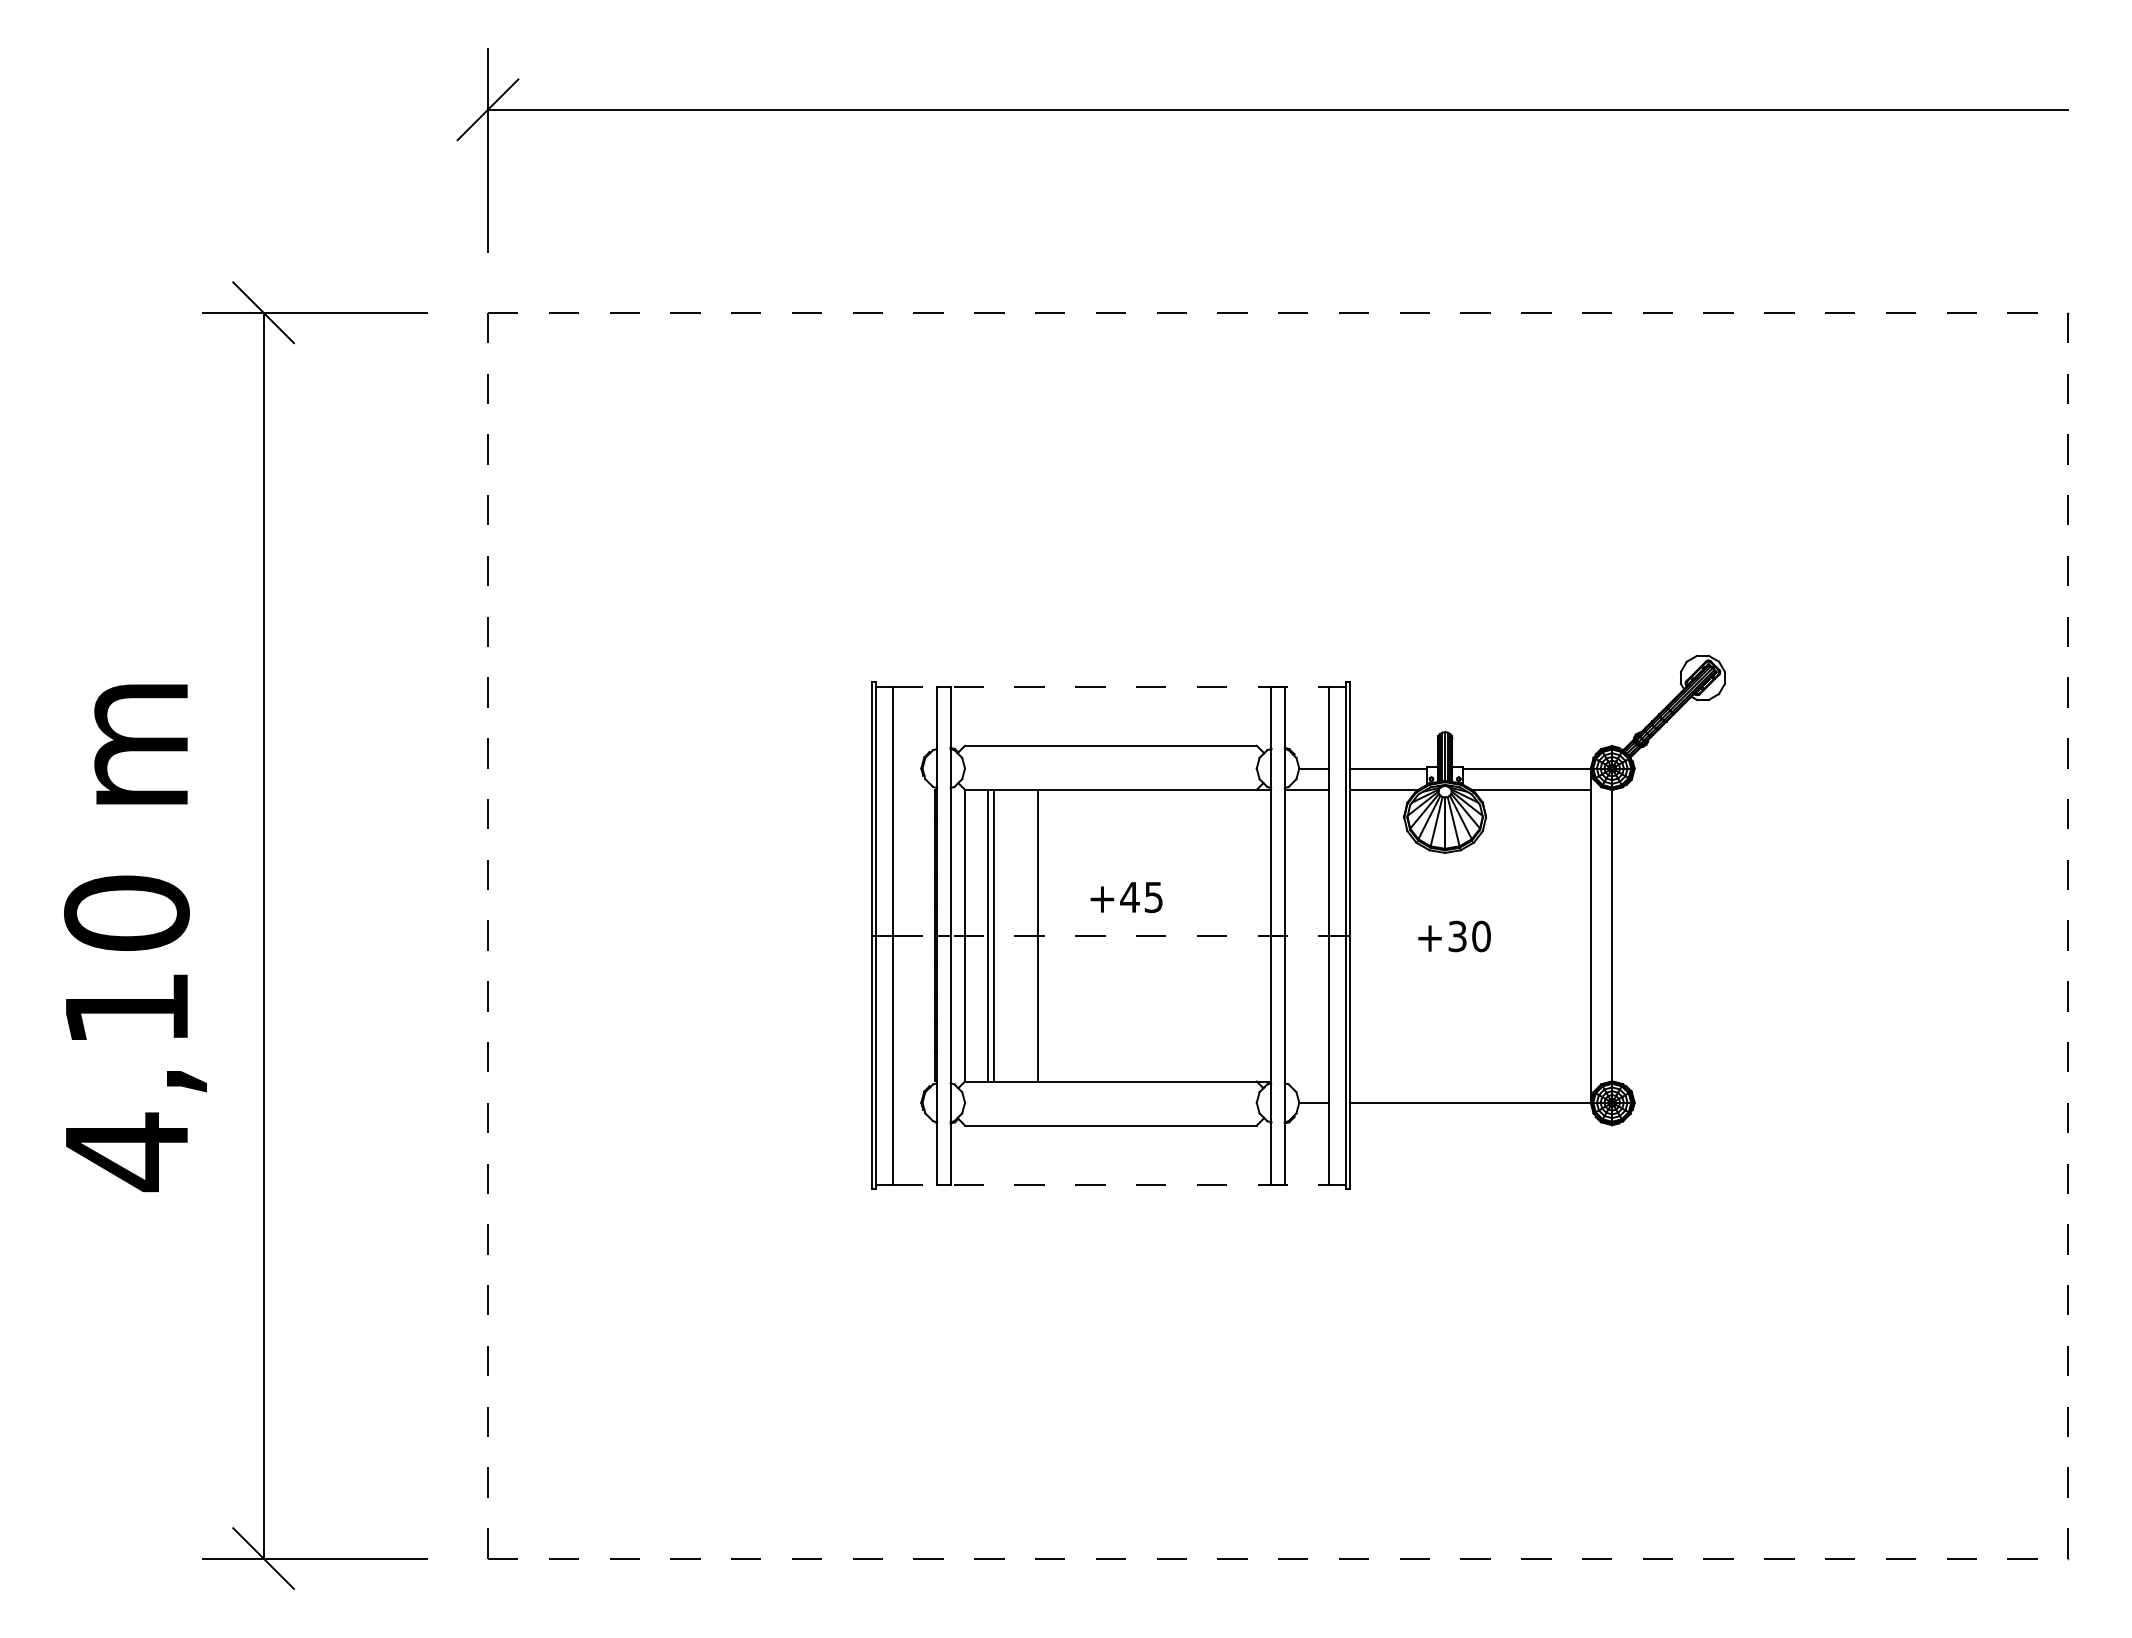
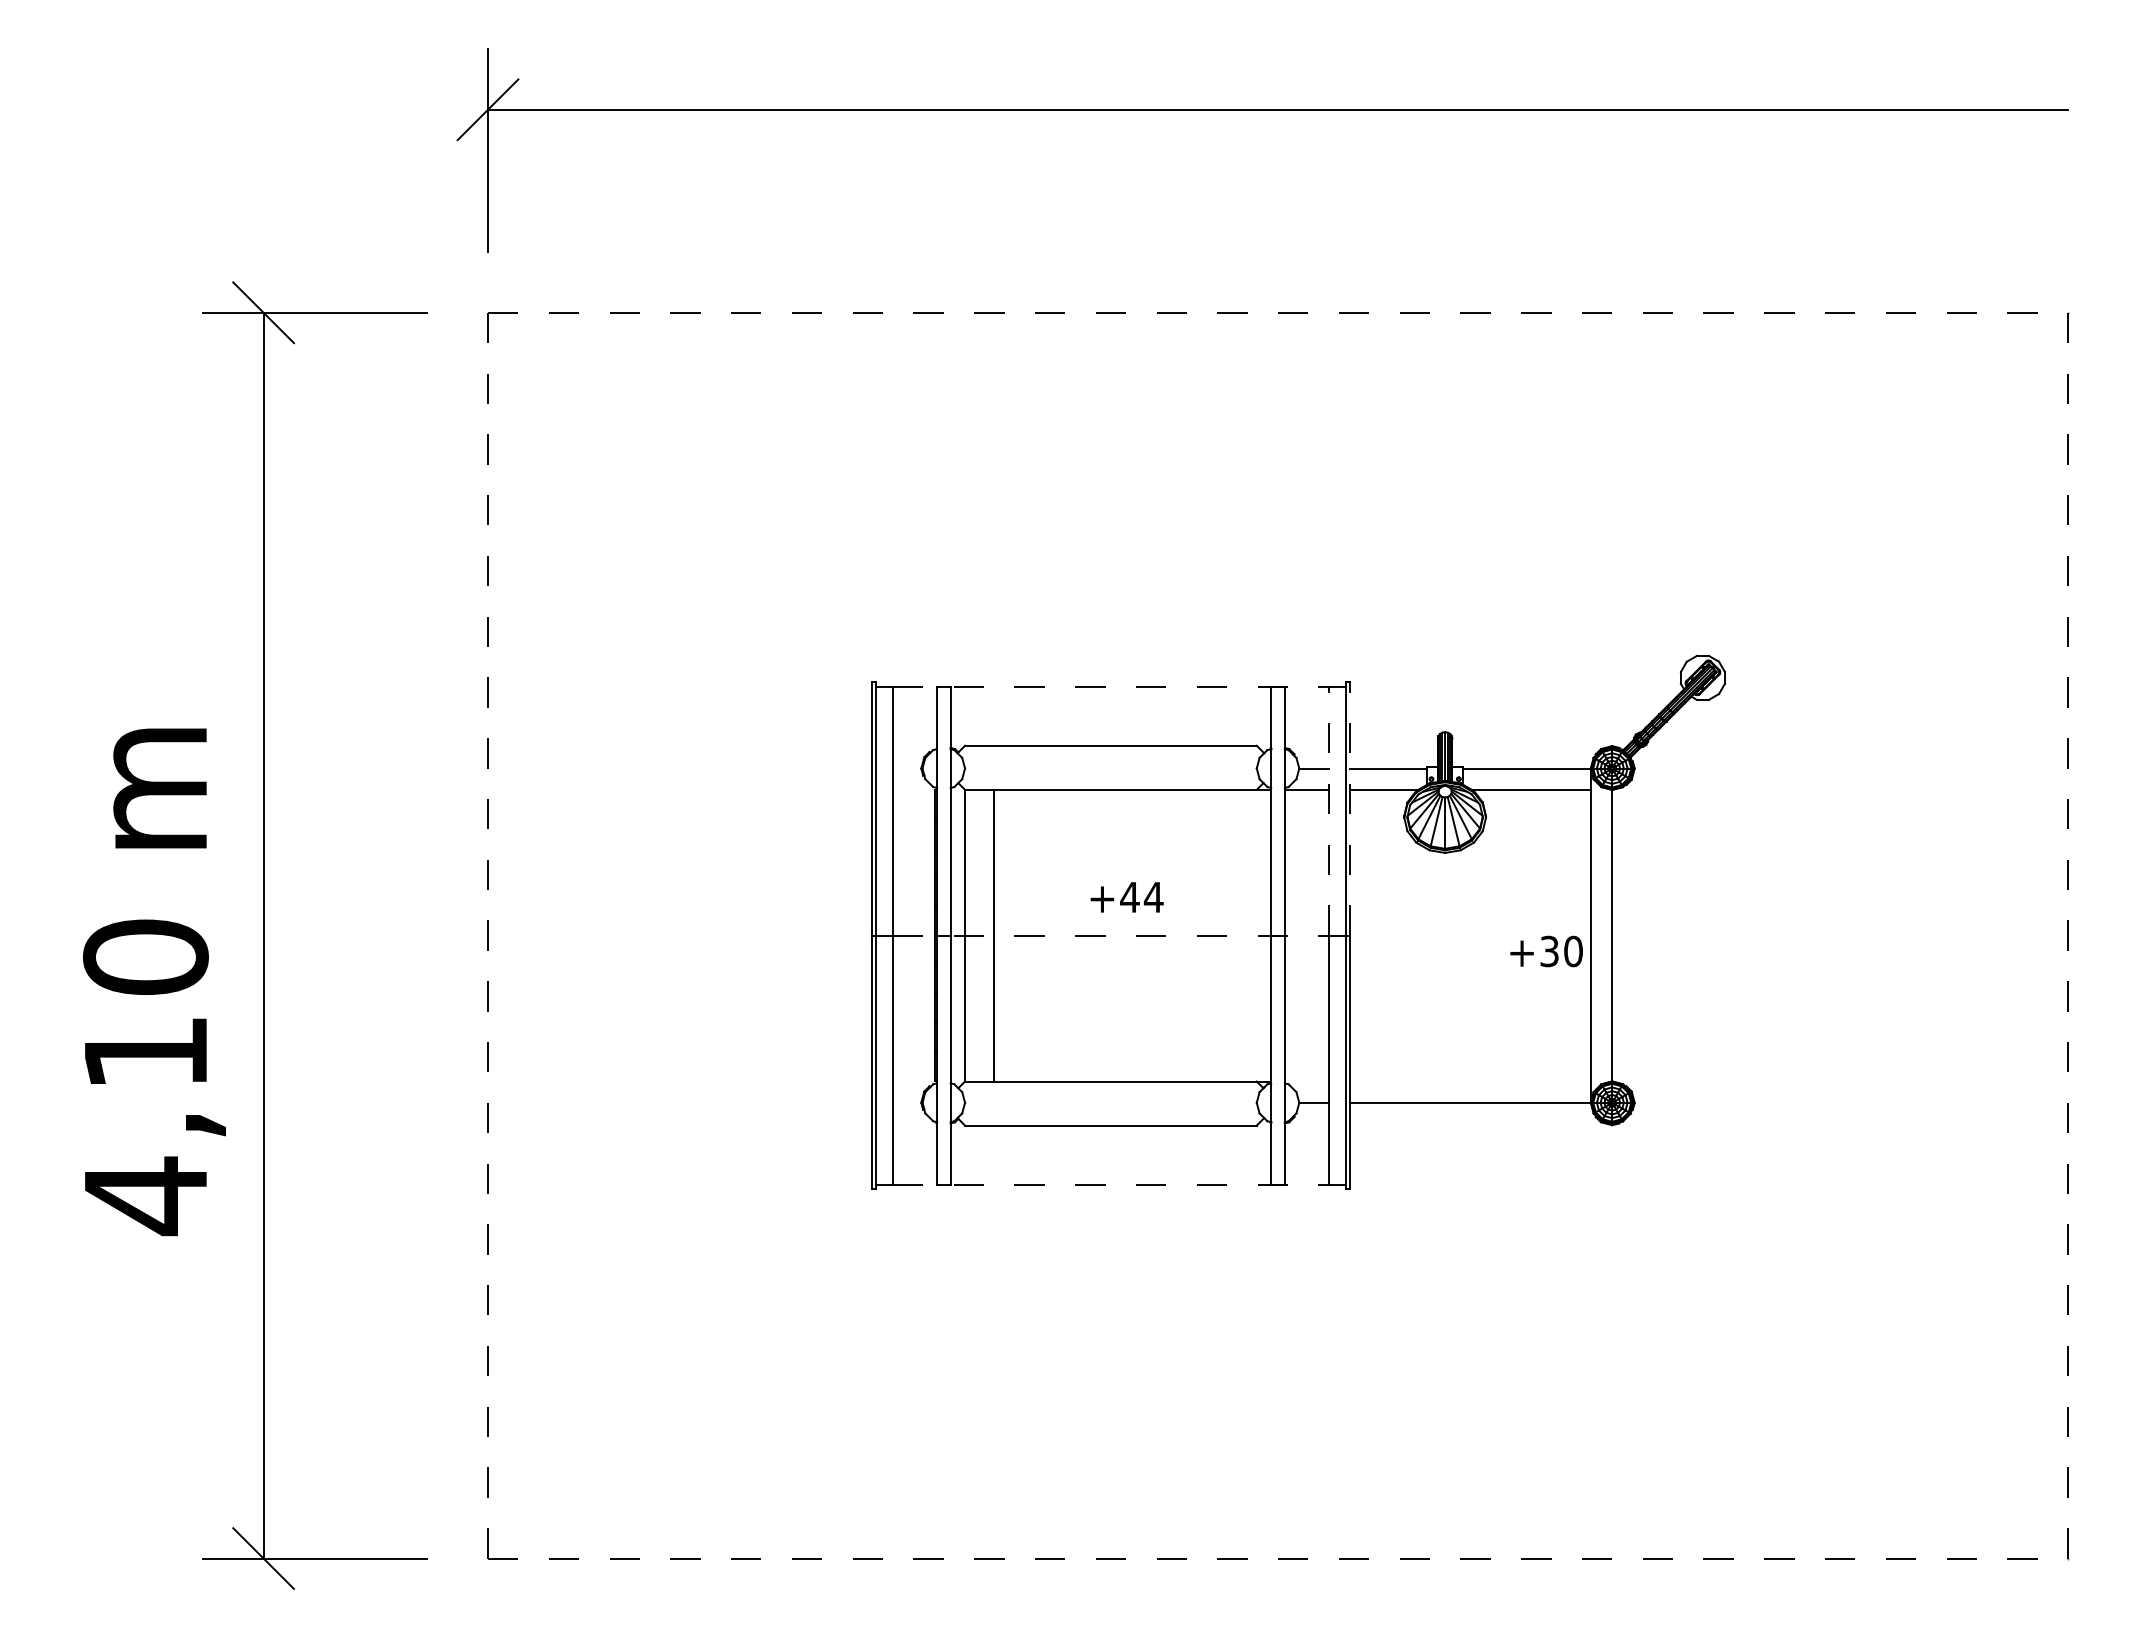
line: solid -> dashed (1350, 808)
line: solid -> dashed (1328, 811)
text: +45 -> +44 (1153, 897)
line: present -> none (987, 935)
line: present -> none (1037, 935)
text position: (1454, 936) -> (1546, 951) (1546, 951)
text position: (135, 938) -> (154, 982) (154, 982)
